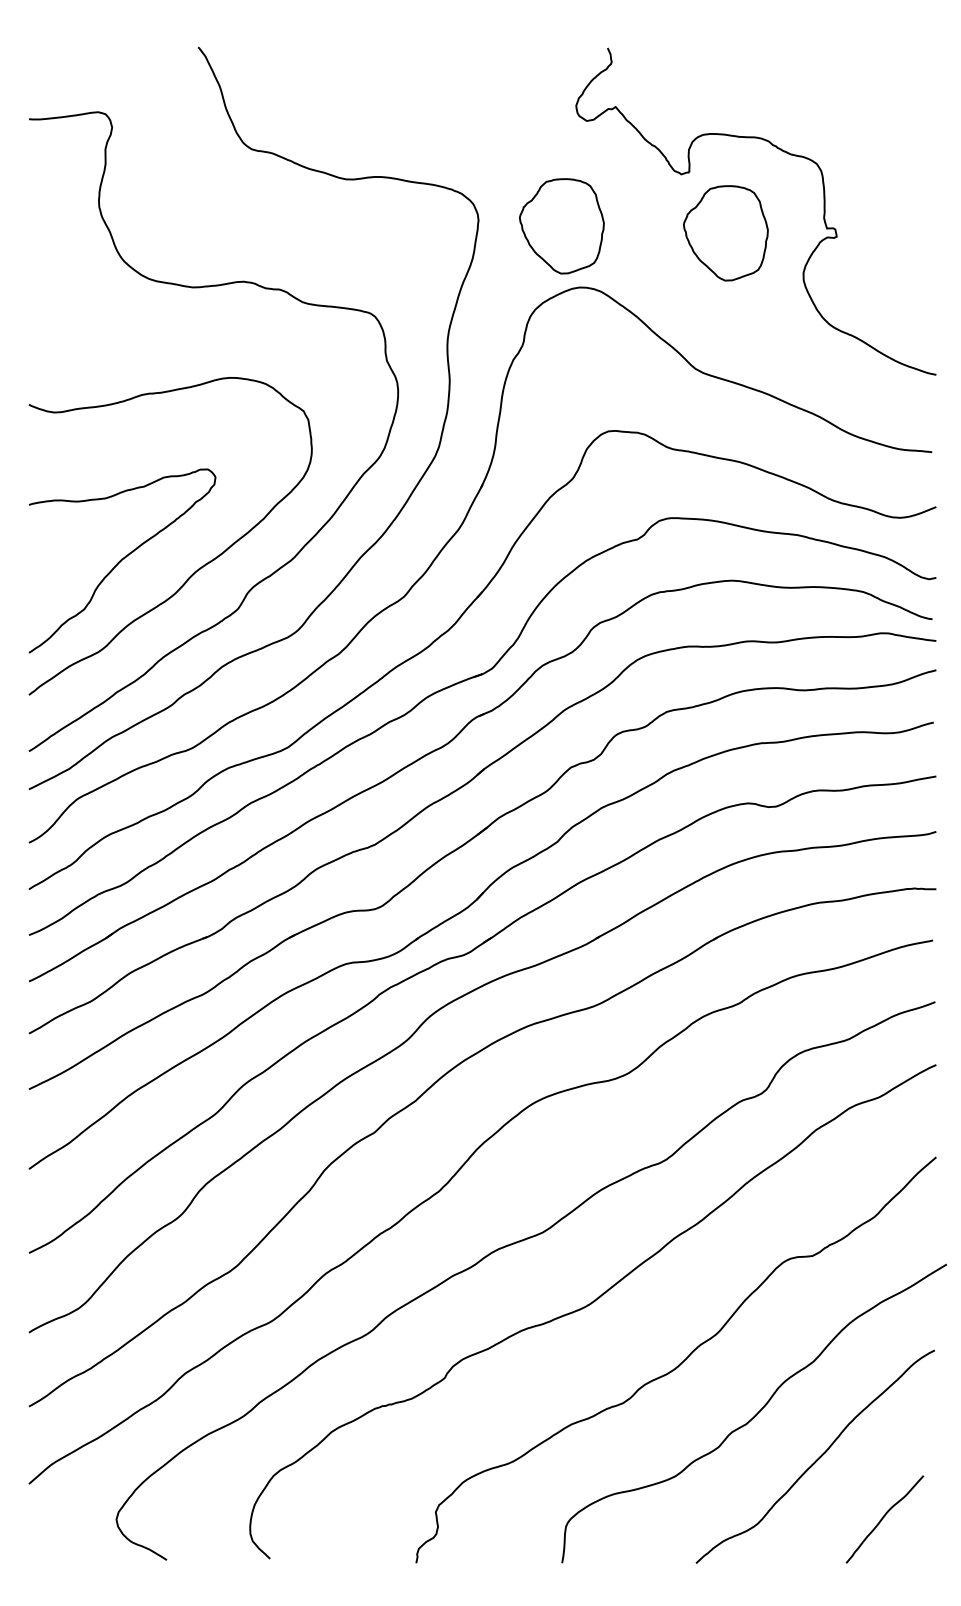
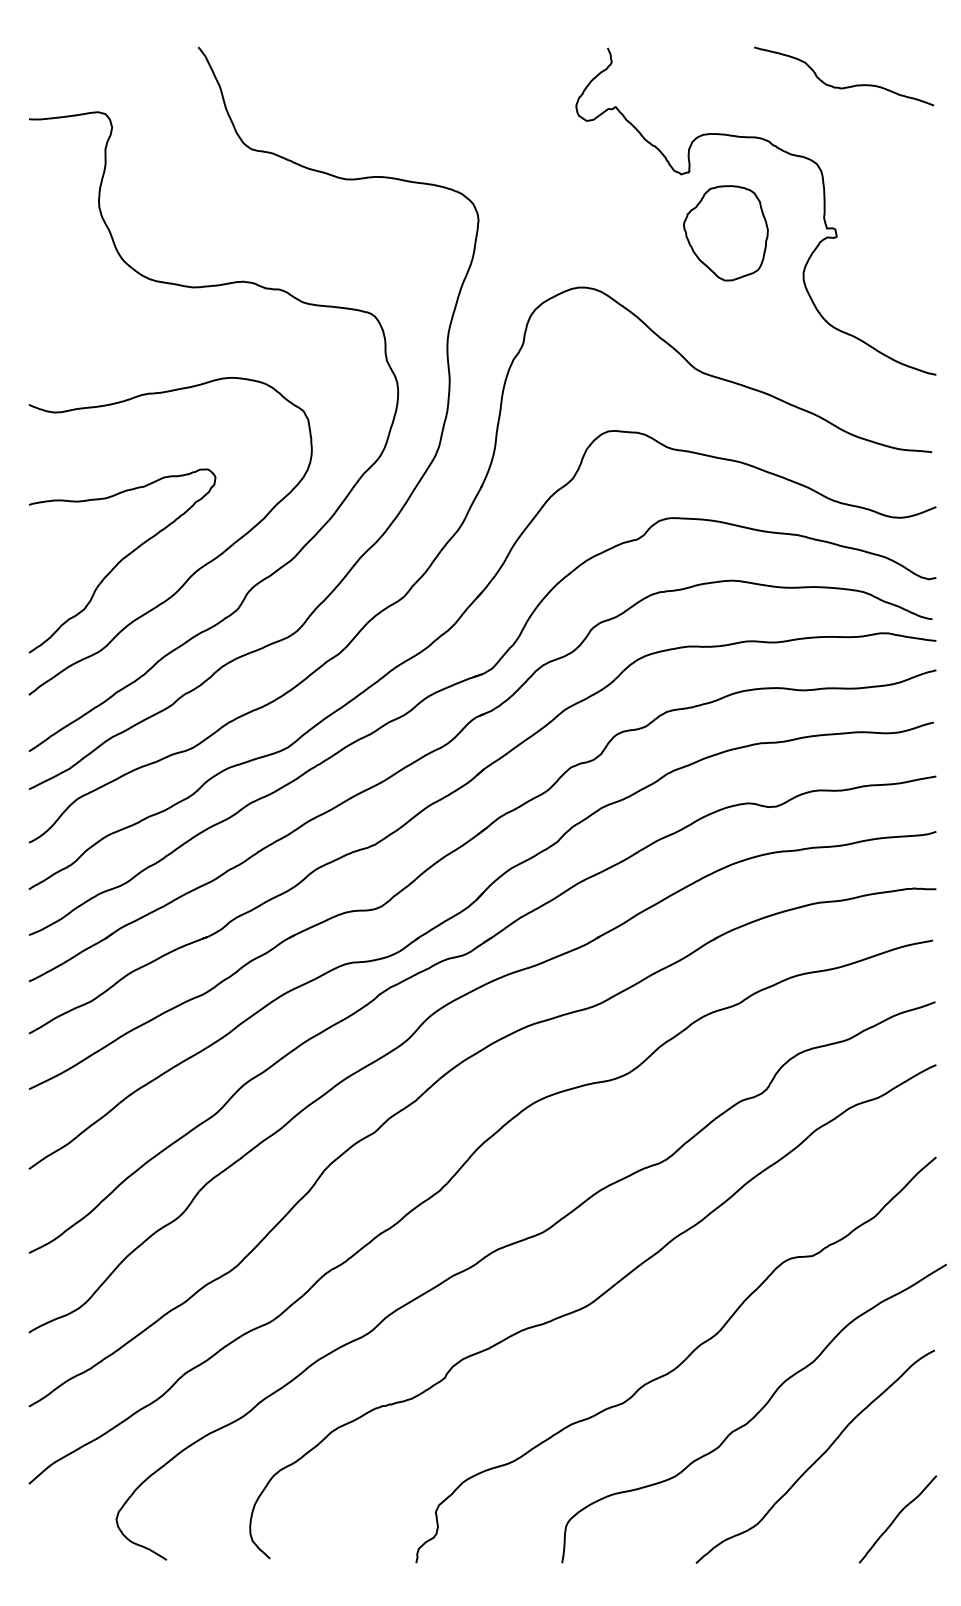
curve: none -> present (845, 86)
part: present -> none (561, 226)
curve position: (883, 1518) -> (896, 1518) (896, 1518)
